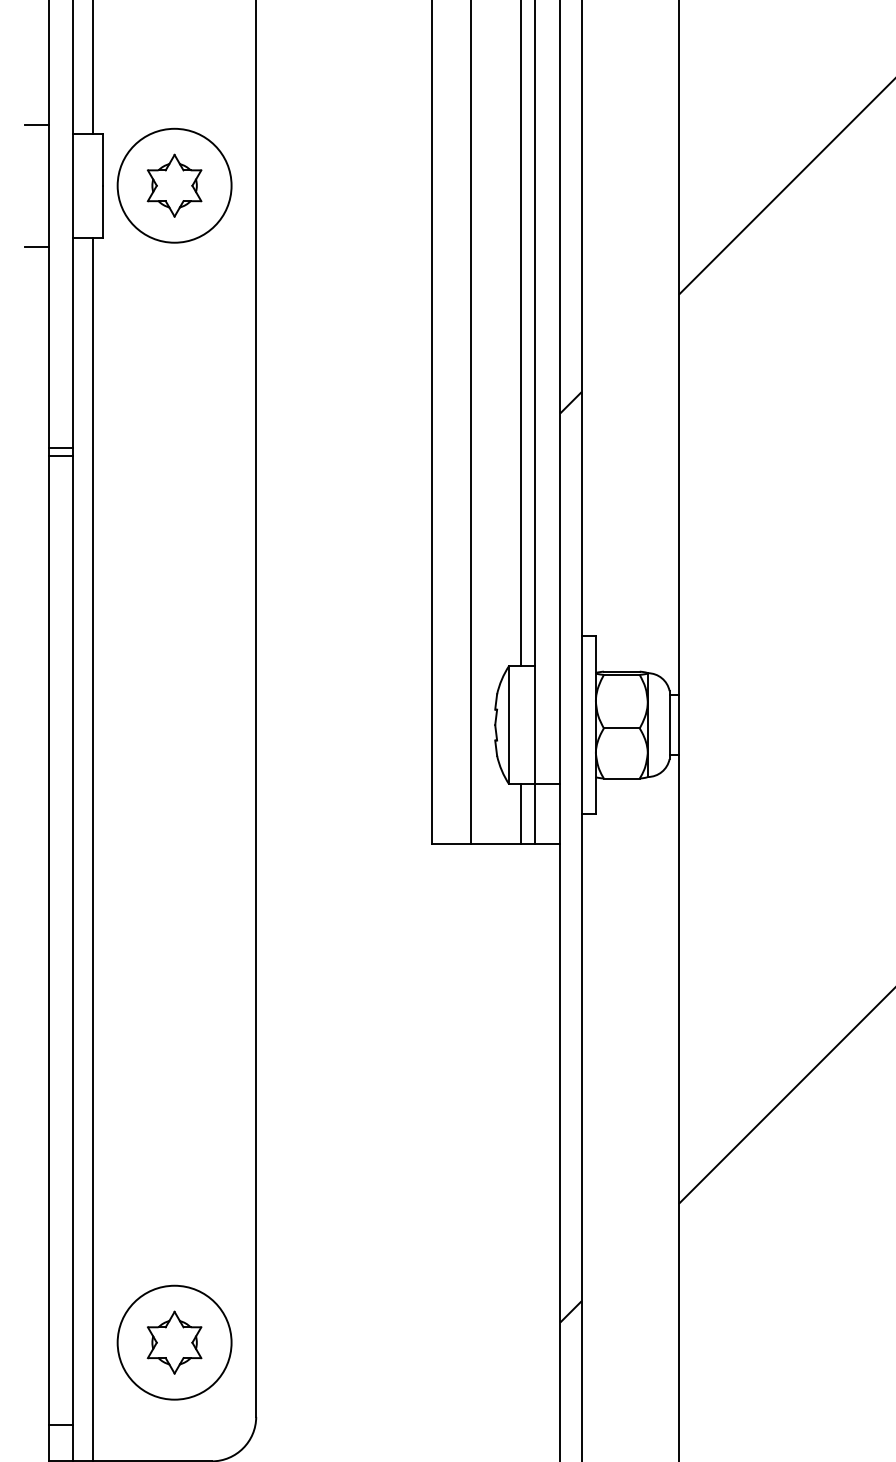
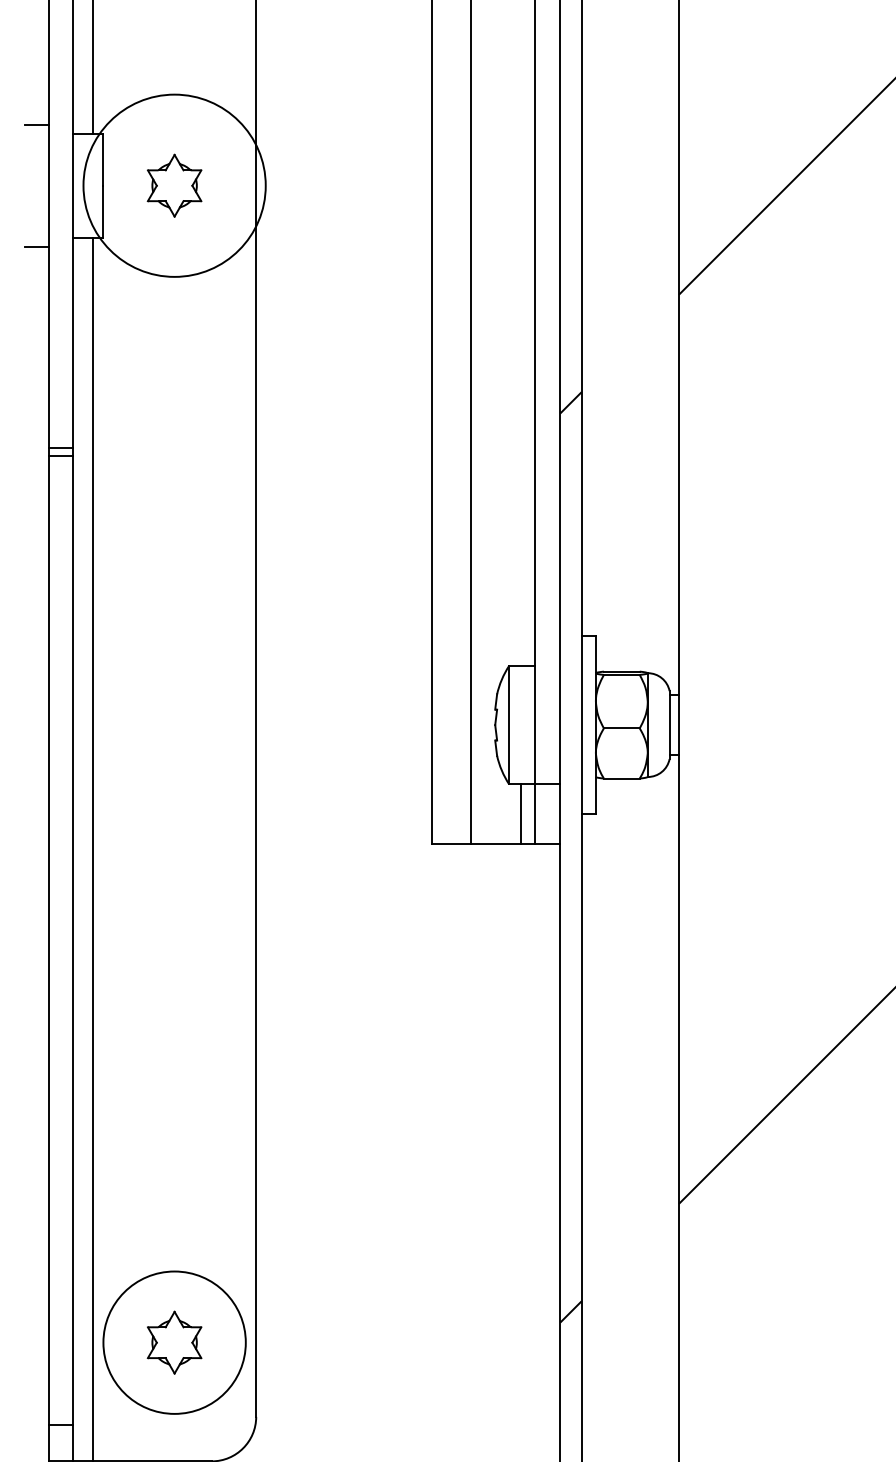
circle diameter: 114 px -> 182 px (174, 185)
line: present -> none (521, 333)
circle diameter: 114 px -> 142 px (174, 1342)
